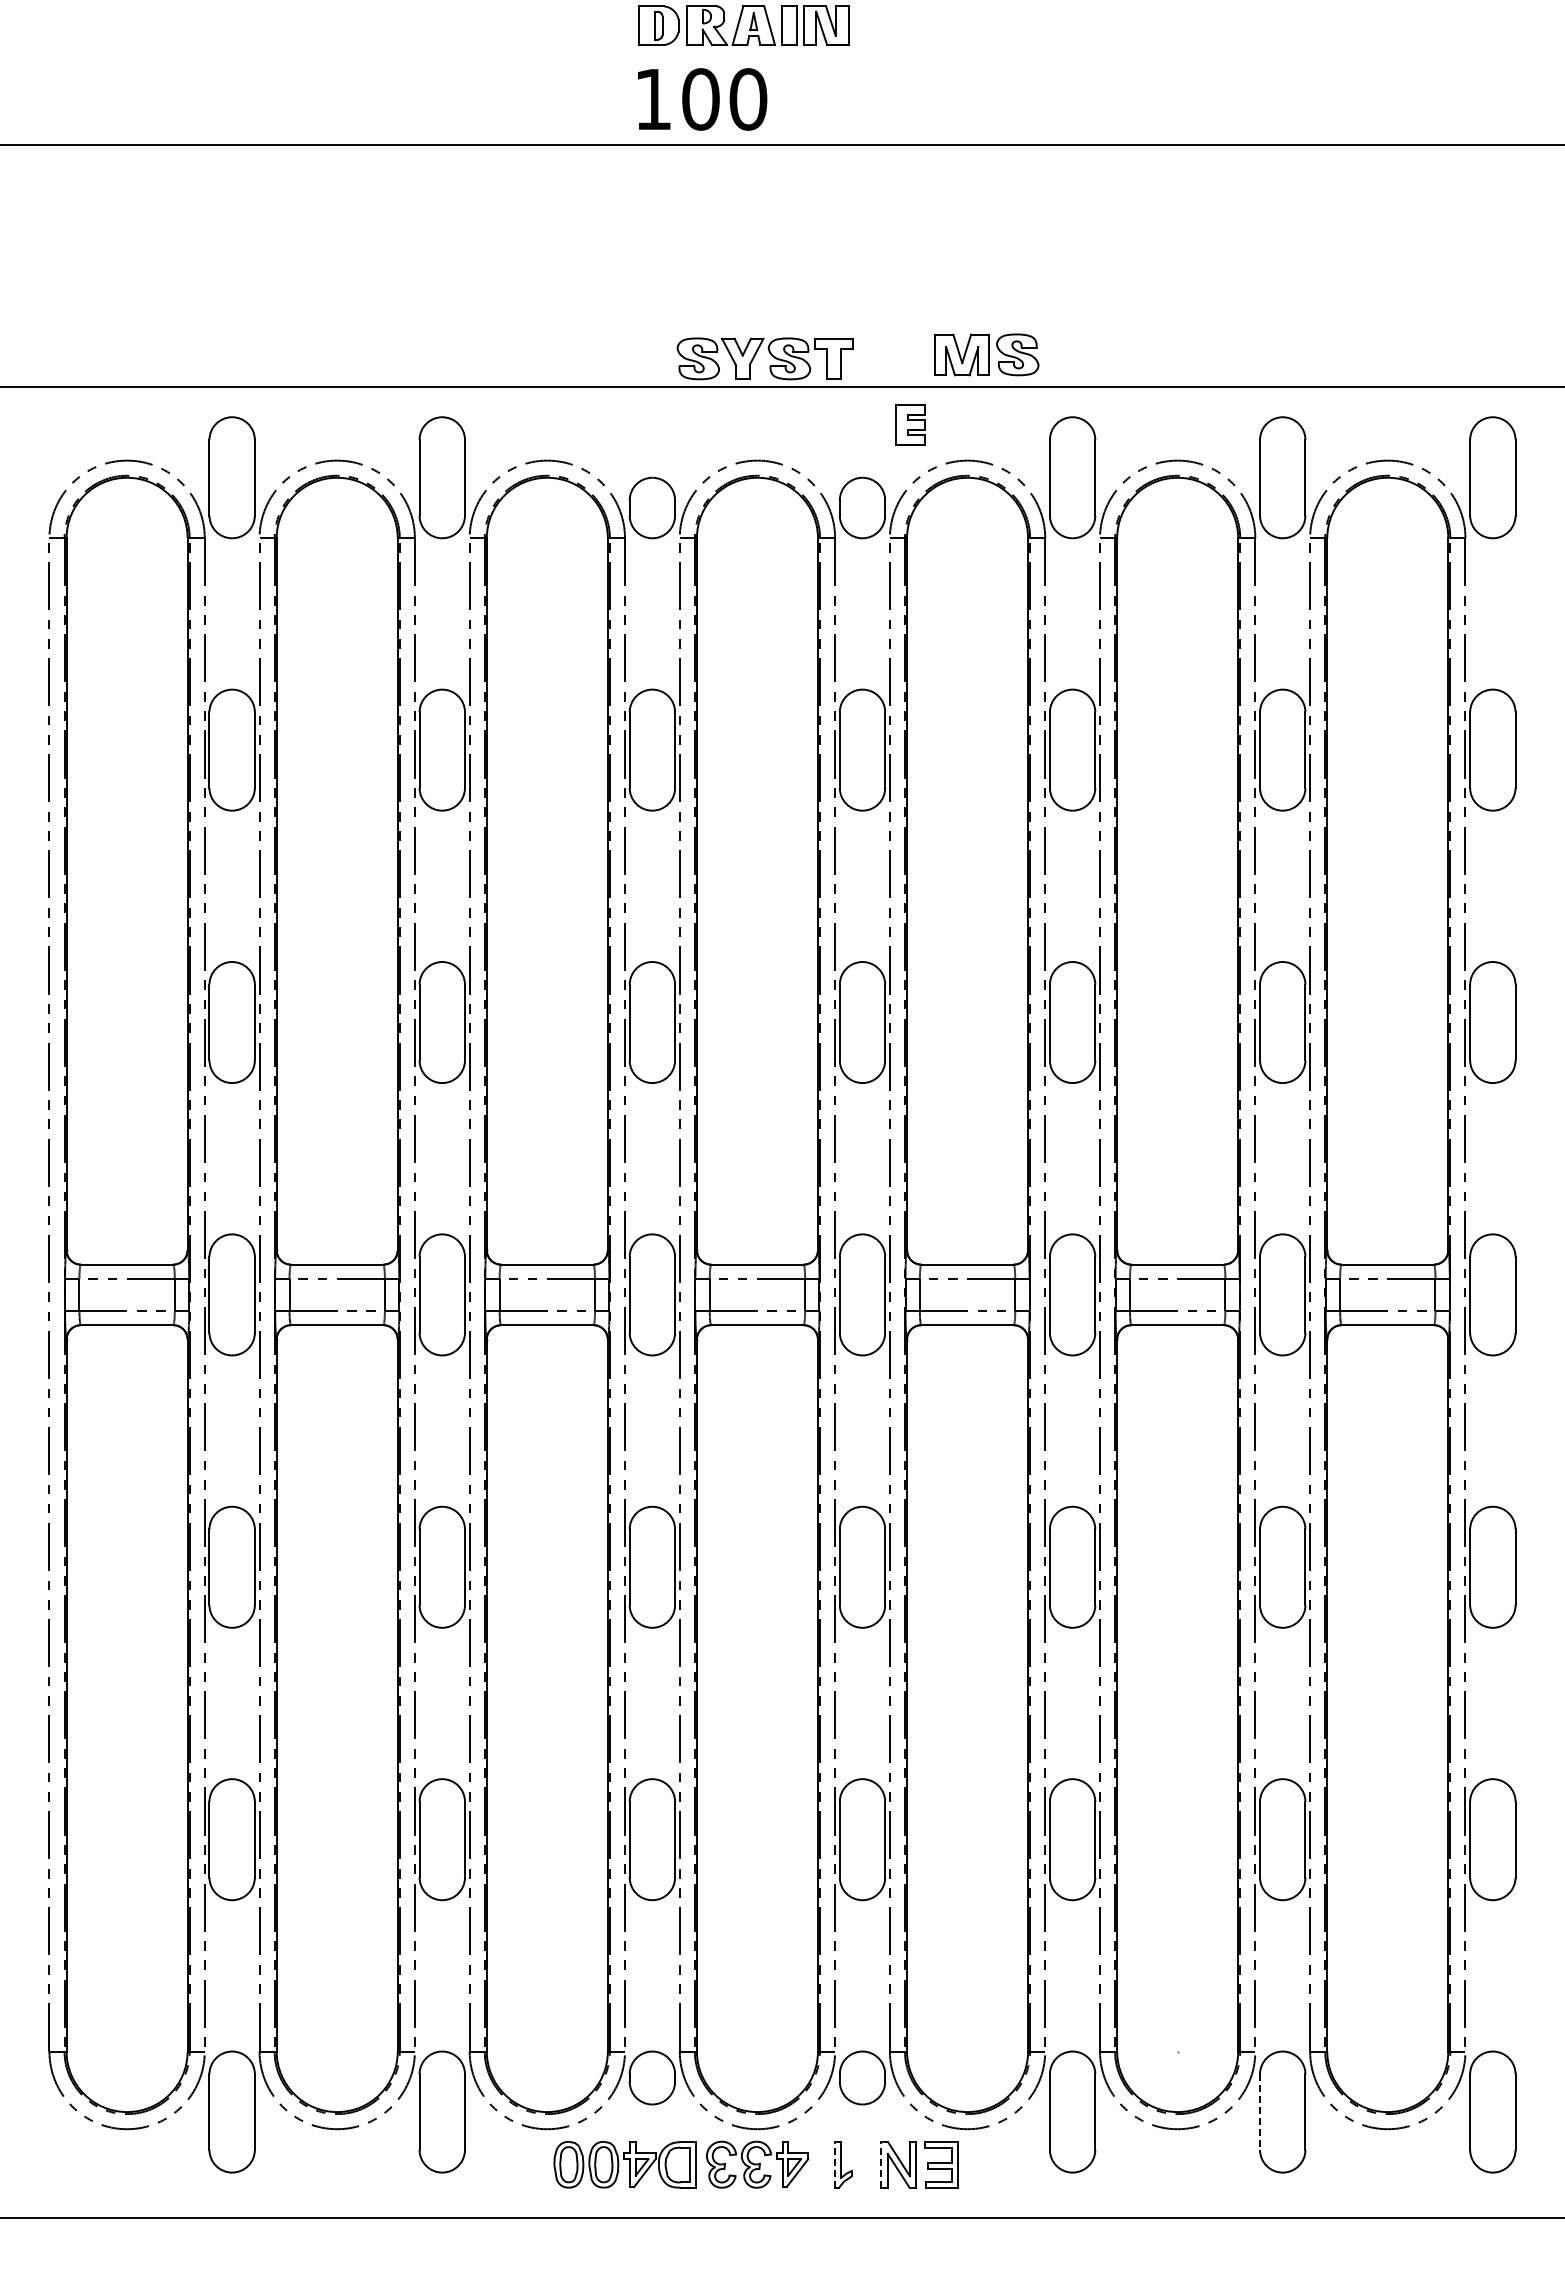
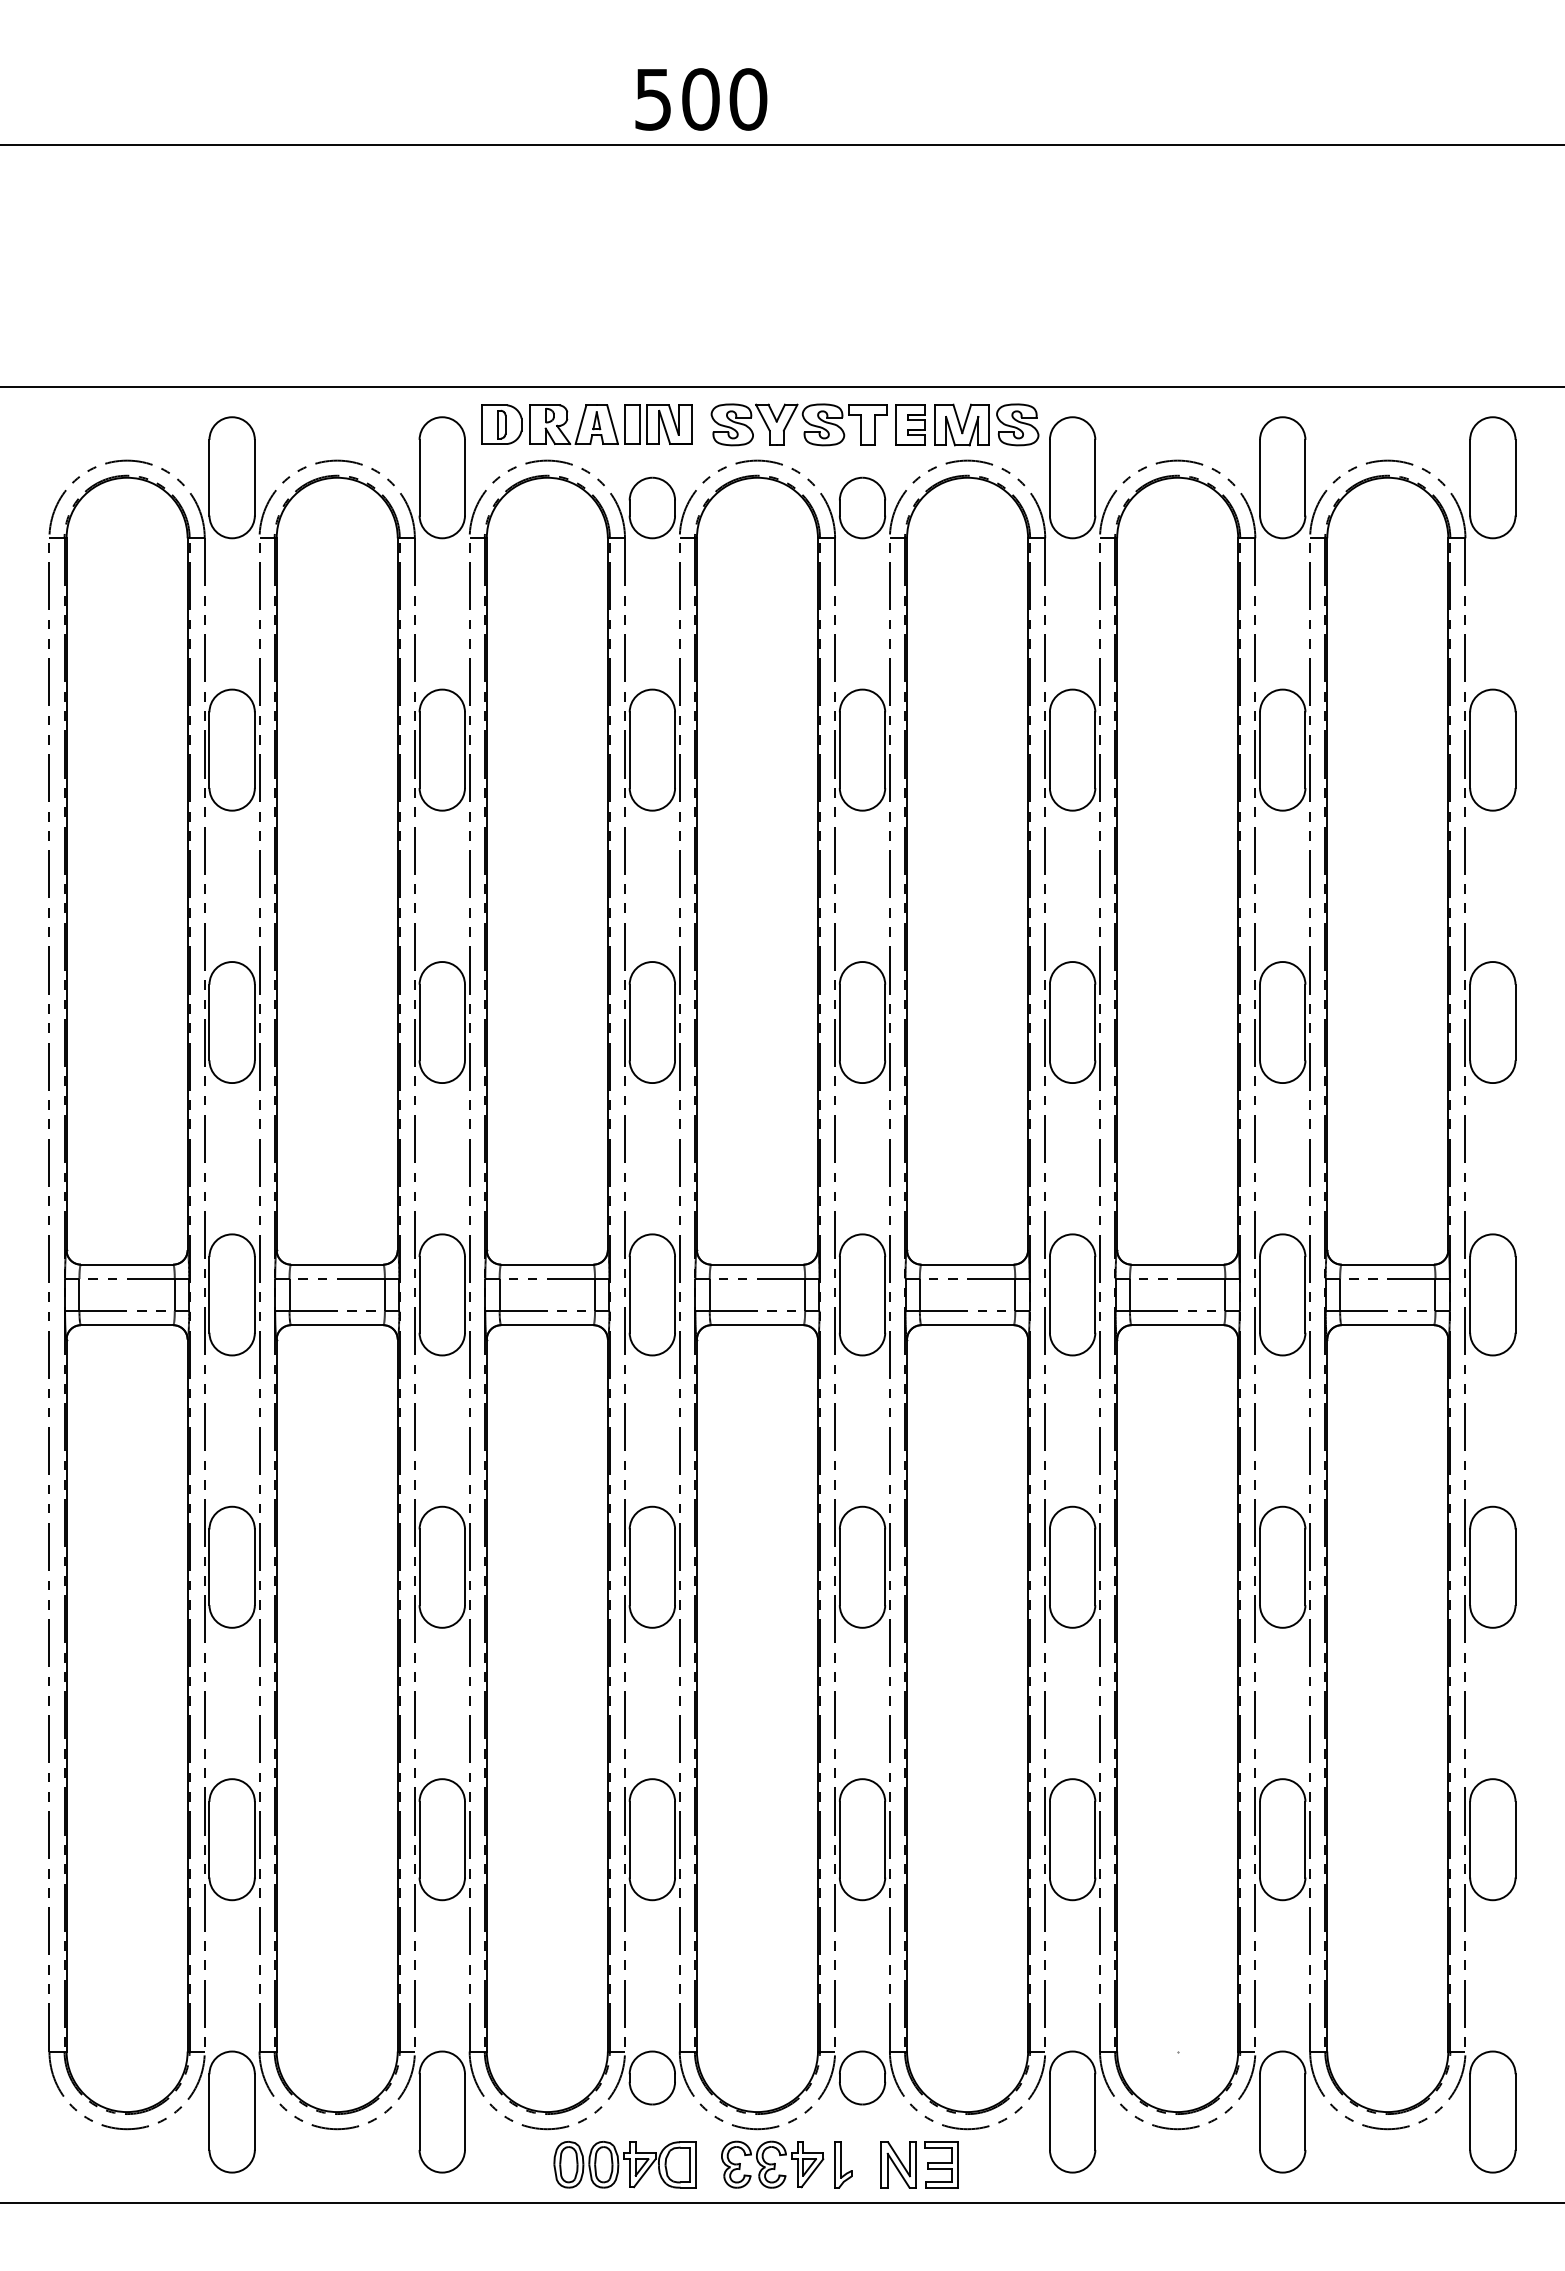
part position: (743, 25) -> (586, 424) (586, 424)
text: 100 -> 500 (652, 99)
part position: (769, 353) -> (803, 419) (803, 419)
part position: (986, 354) -> (986, 424) (986, 424)
line: dashed -> solid (1260, 2112)
part position: (757, 2164) -> (772, 2164) (772, 2164)
line: dashed -> solid (835, 2165)
line: dashed -> solid (881, 2165)
line position: (781, 2217) -> (781, 2202) (781, 2202)
